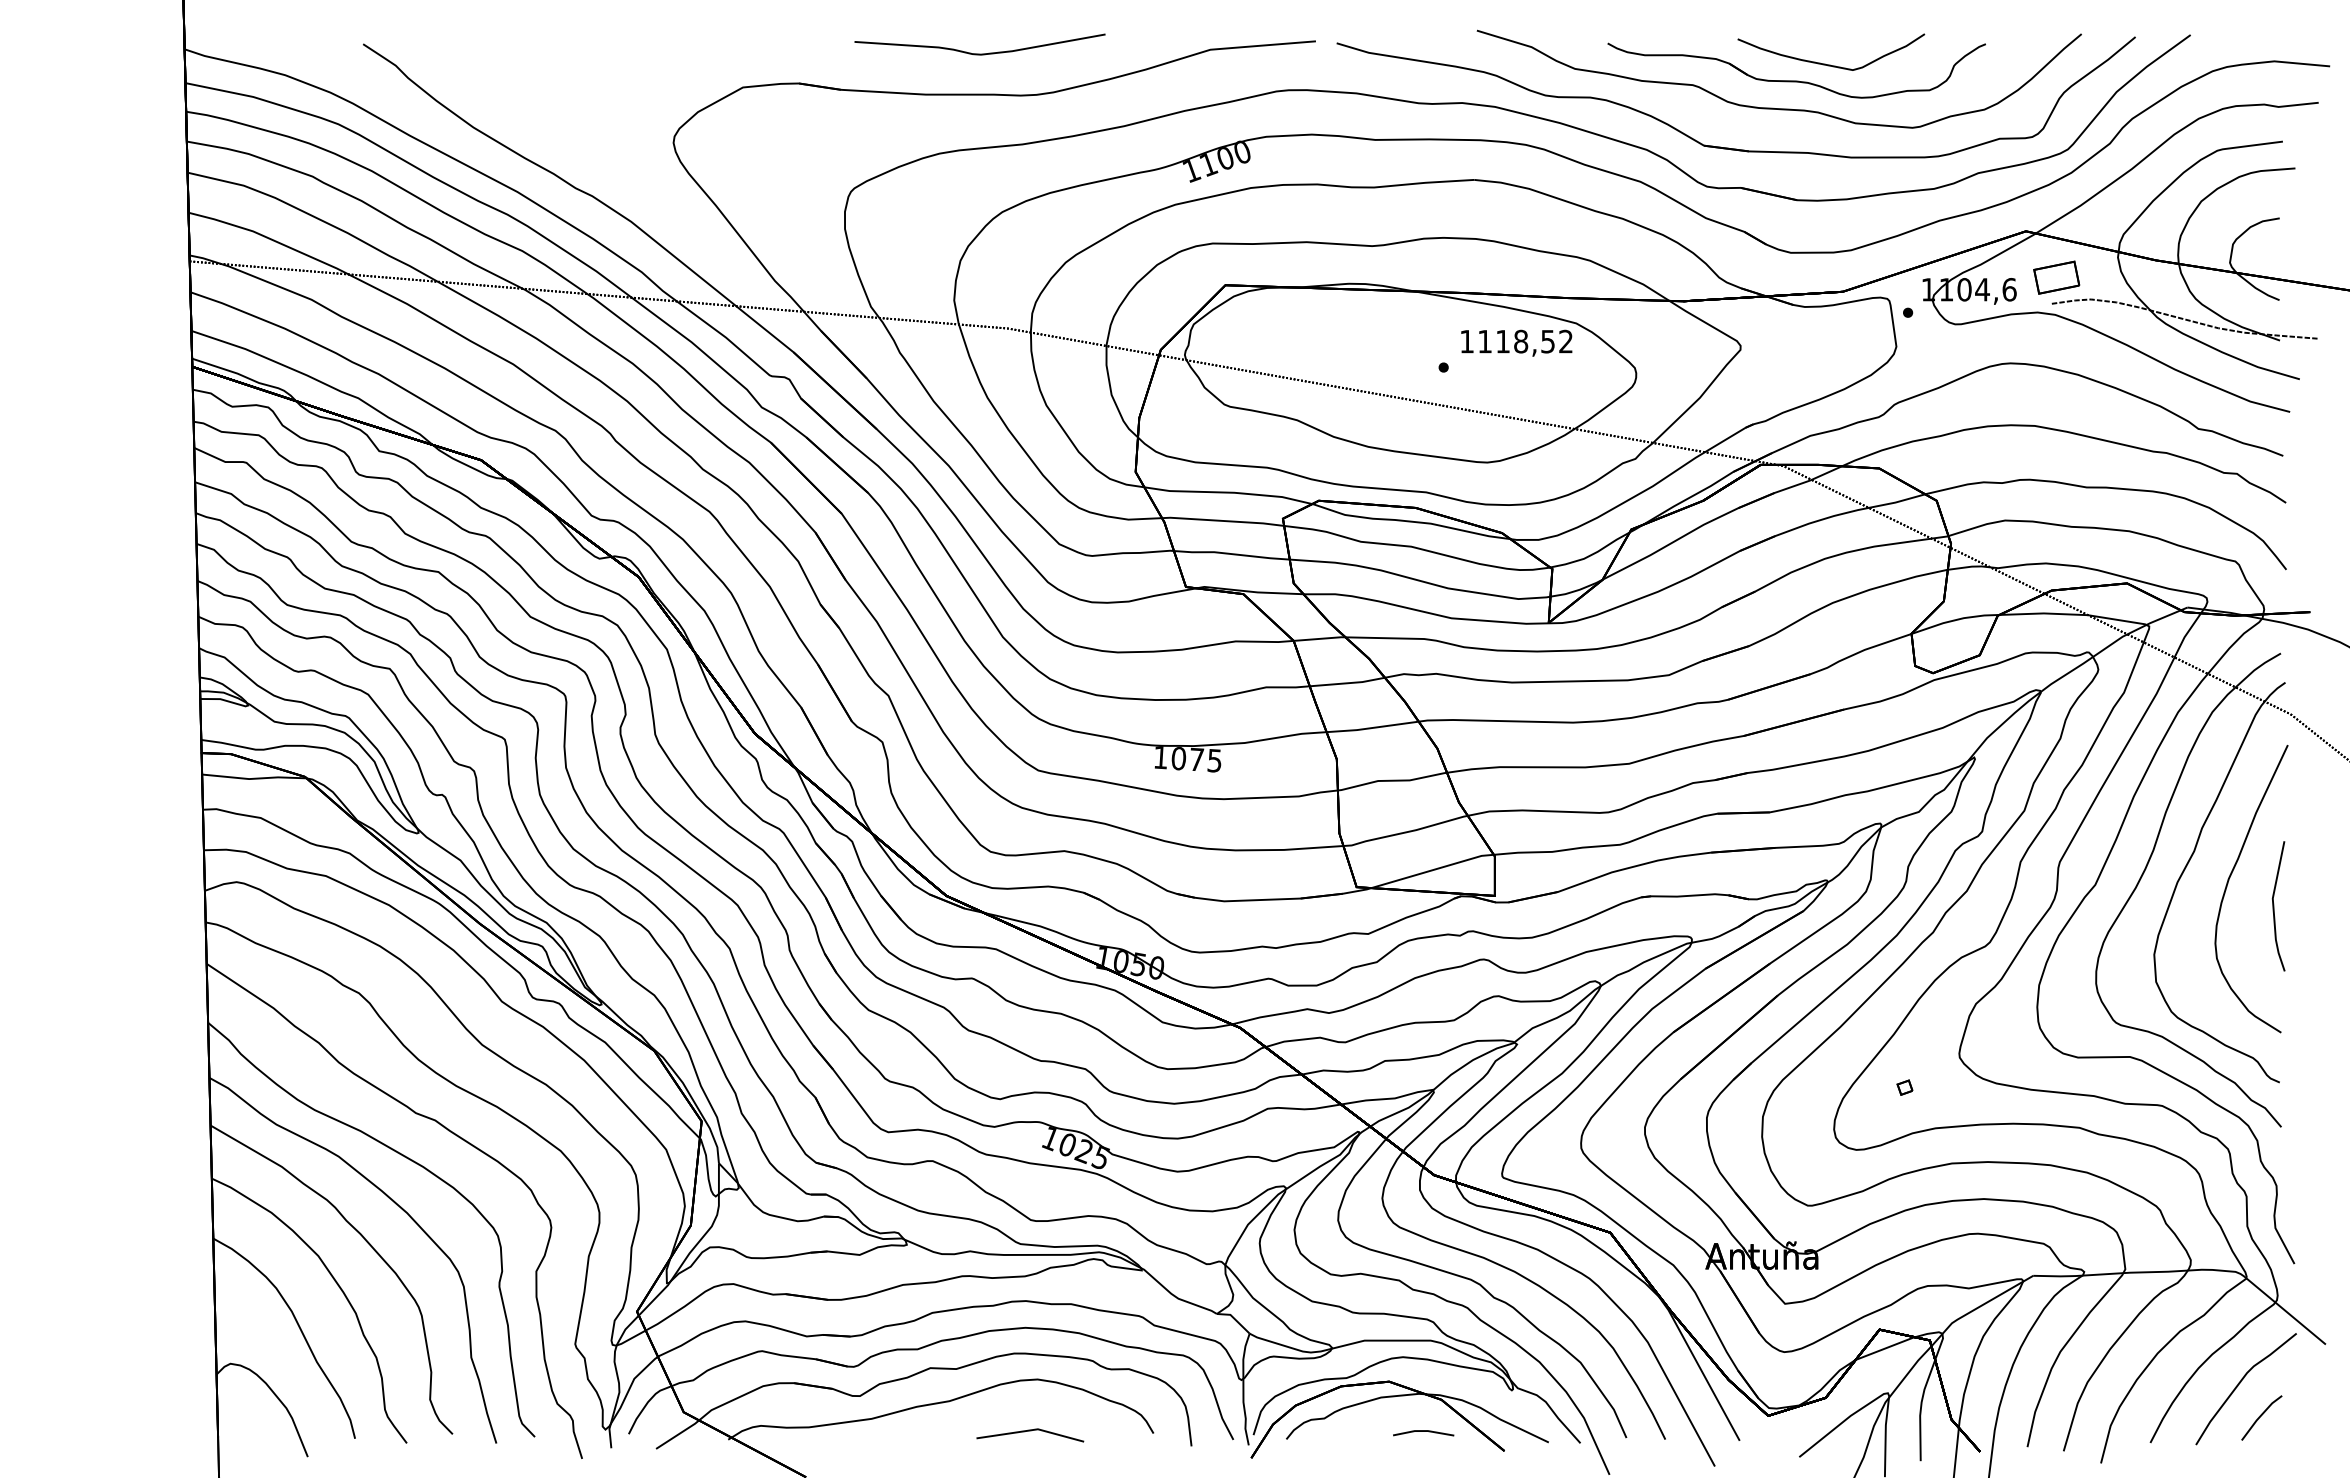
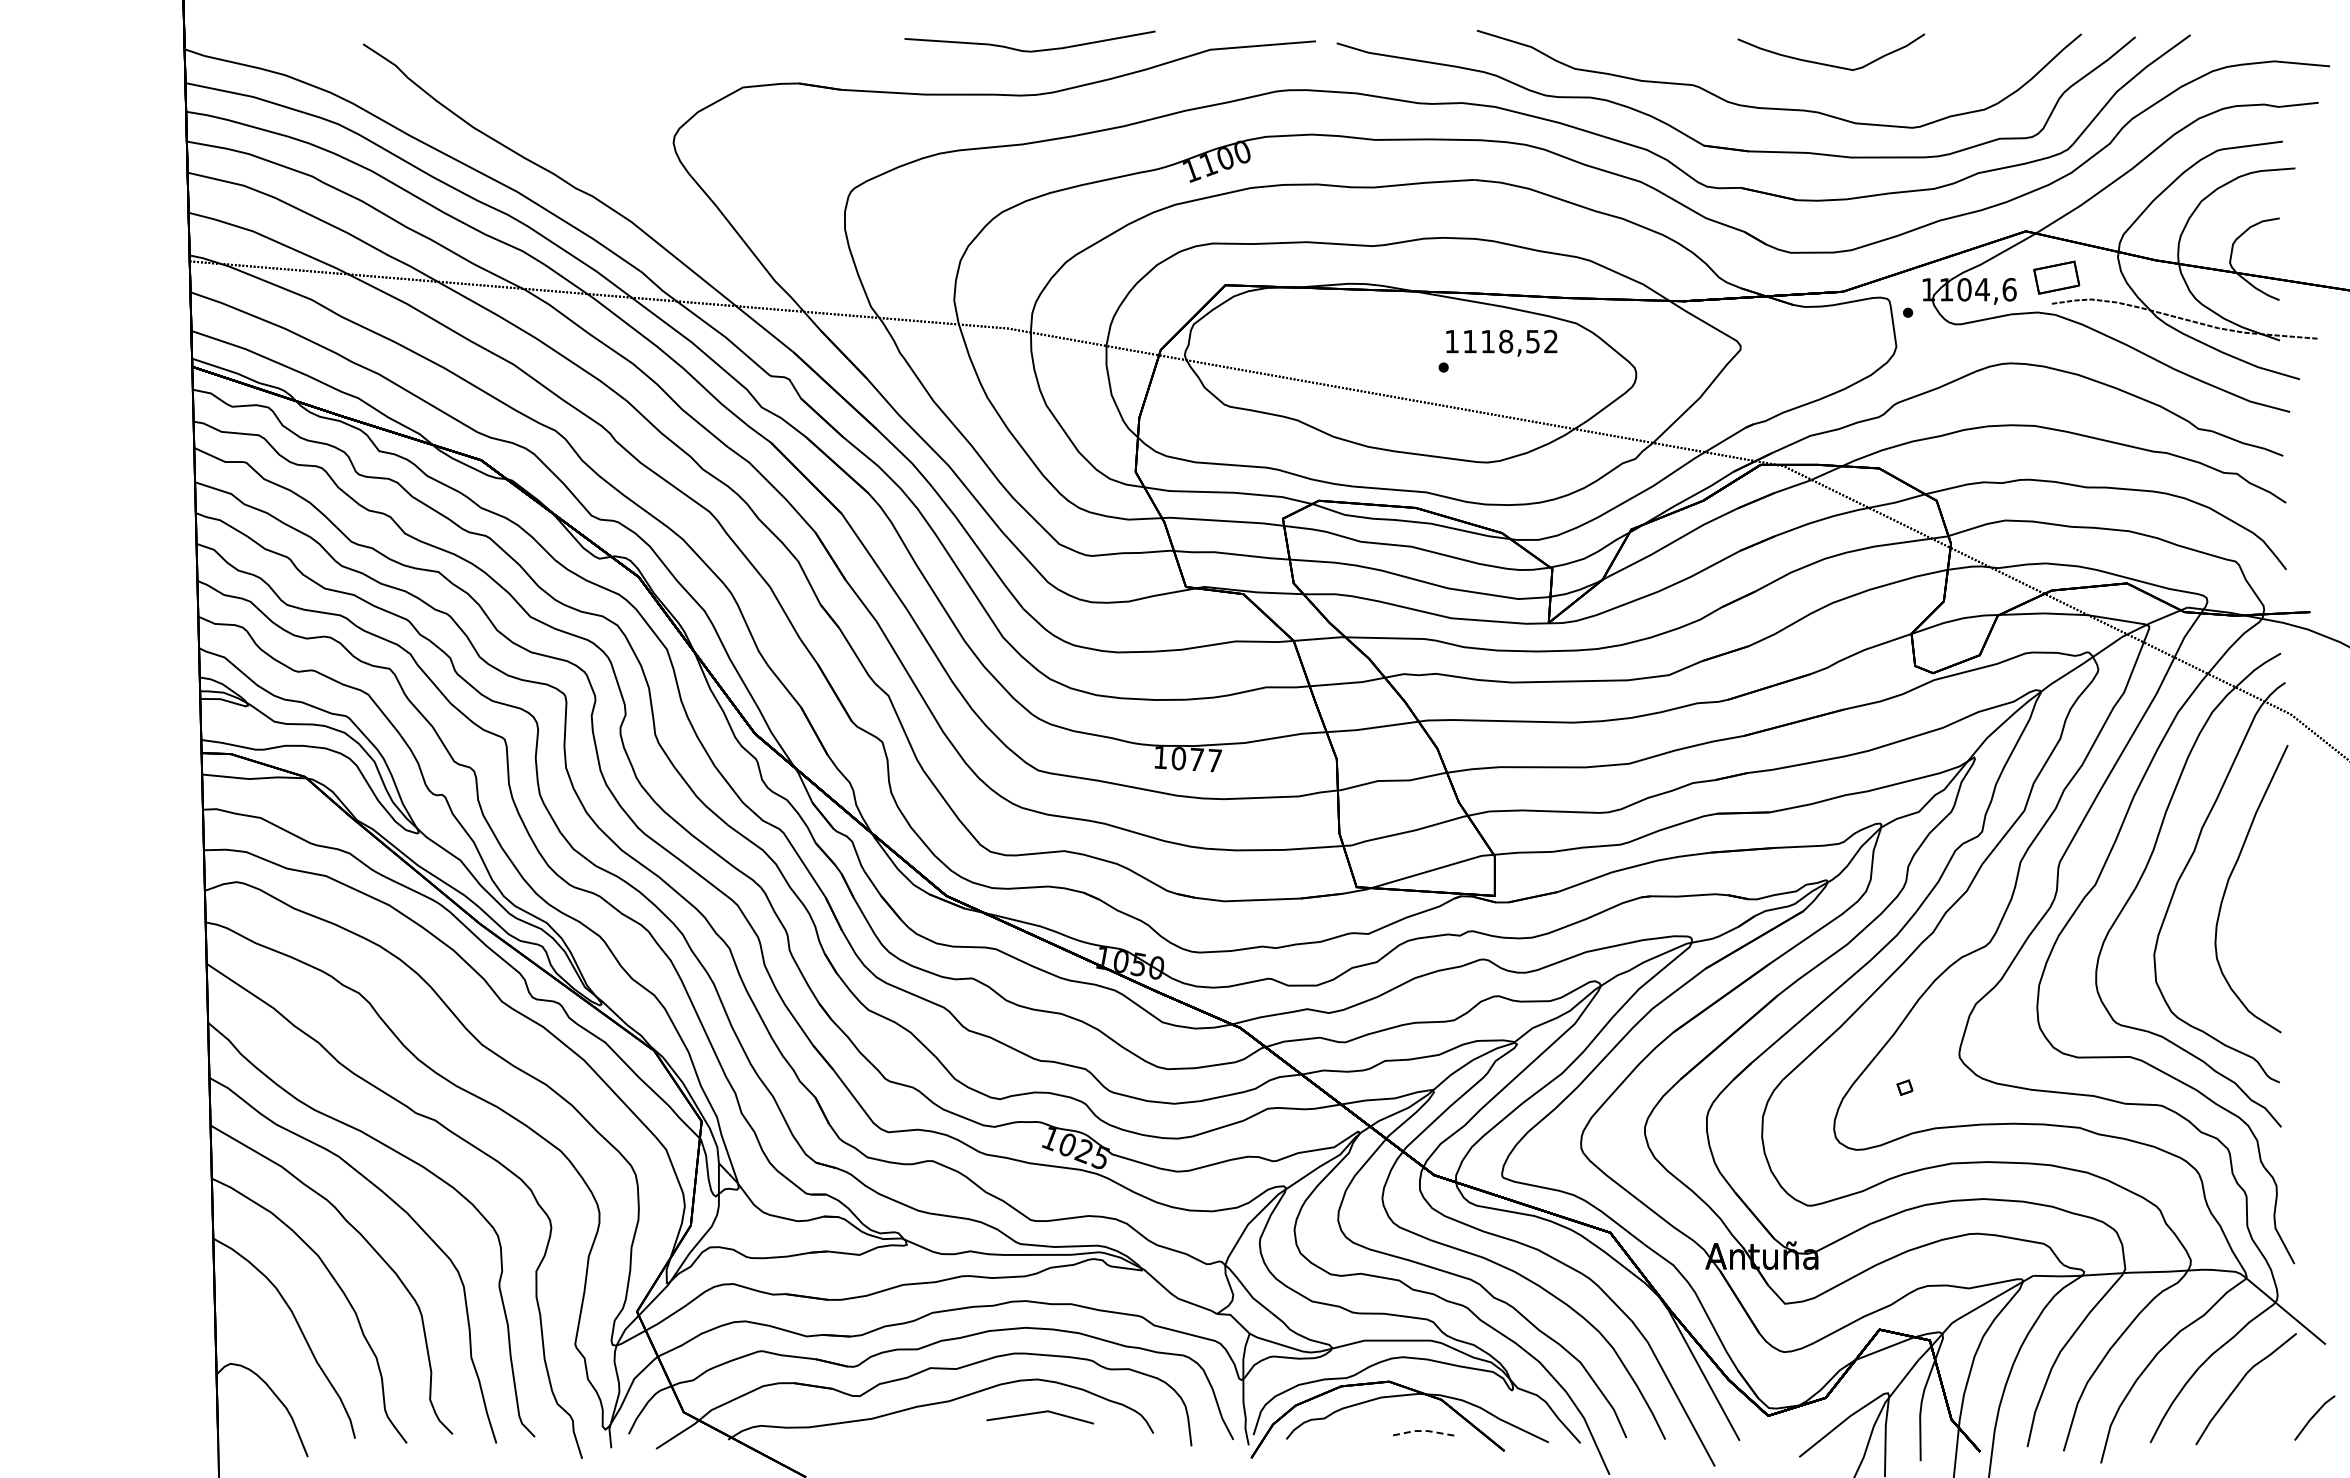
curve position: (979, 53) -> (1029, 50) (1029, 50)
part: present -> none (1796, 80)
text position: (1516, 342) -> (1501, 342) (1501, 342)
text: 1075 -> 1077 (1214, 760)
line: present -> none (2274, 906)
line position: (2261, 1416) -> (2314, 1416) (2314, 1416)
line position: (1030, 1431) -> (1040, 1413) (1040, 1413)
line: solid -> dashed (1423, 1431)
